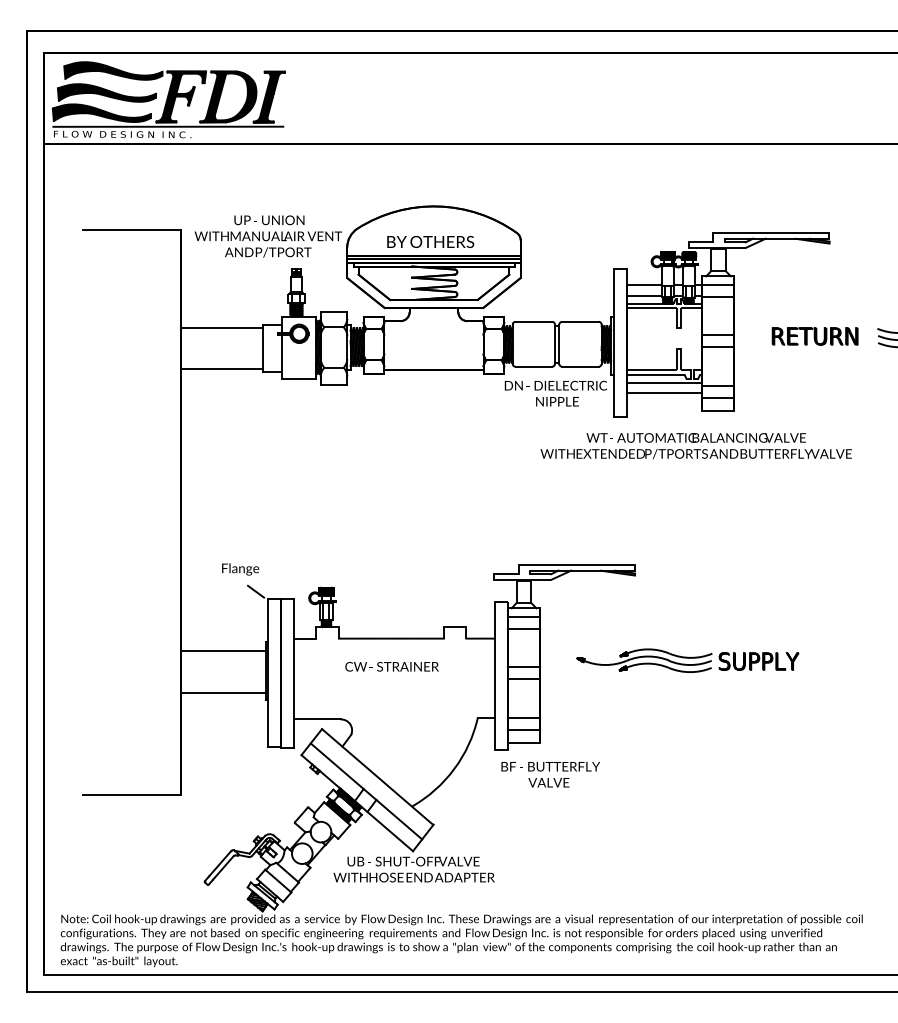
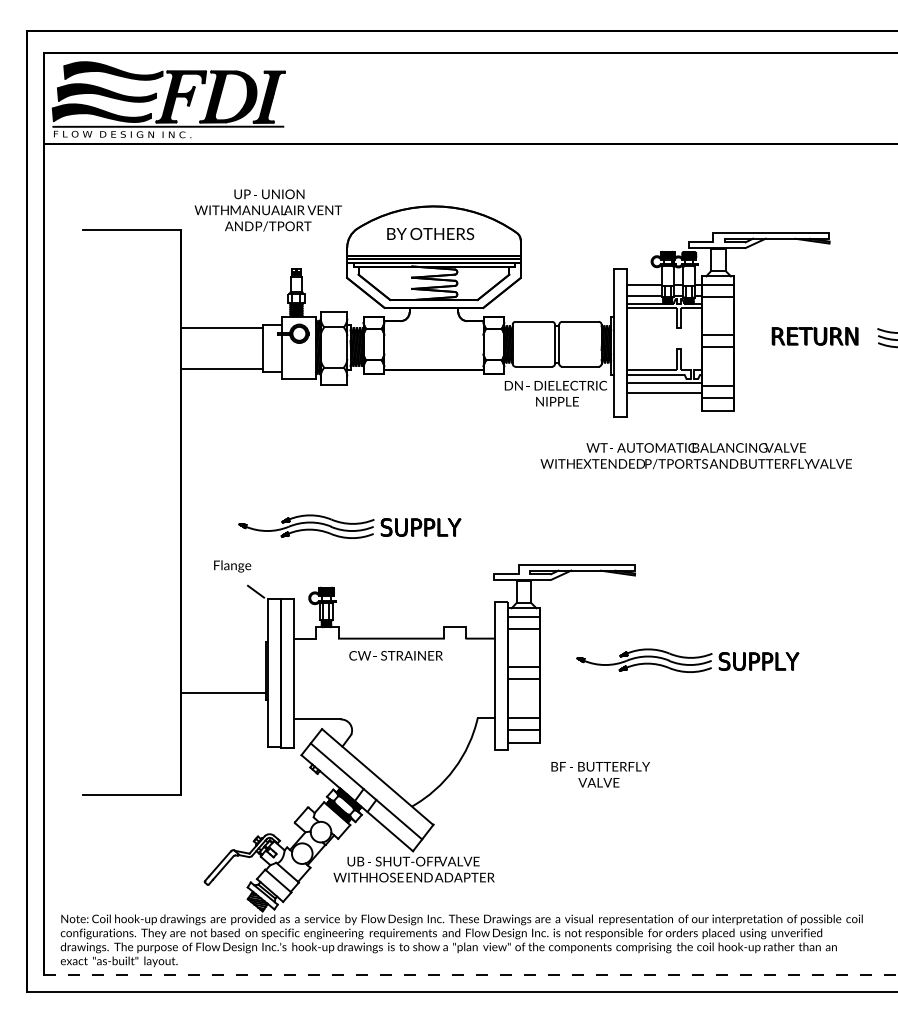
text position: (267, 236) -> (267, 210) (267, 210)
text position: (430, 241) -> (430, 233) (430, 233)
text position: (695, 446) -> (695, 456) (695, 456)
part: none -> present (349, 526)
text position: (240, 569) -> (232, 566) (232, 566)
line: present -> none (222, 651)
text position: (391, 666) -> (395, 655) (395, 655)
text position: (550, 774) -> (600, 774) (600, 774)
line: solid -> dashed (470, 974)
